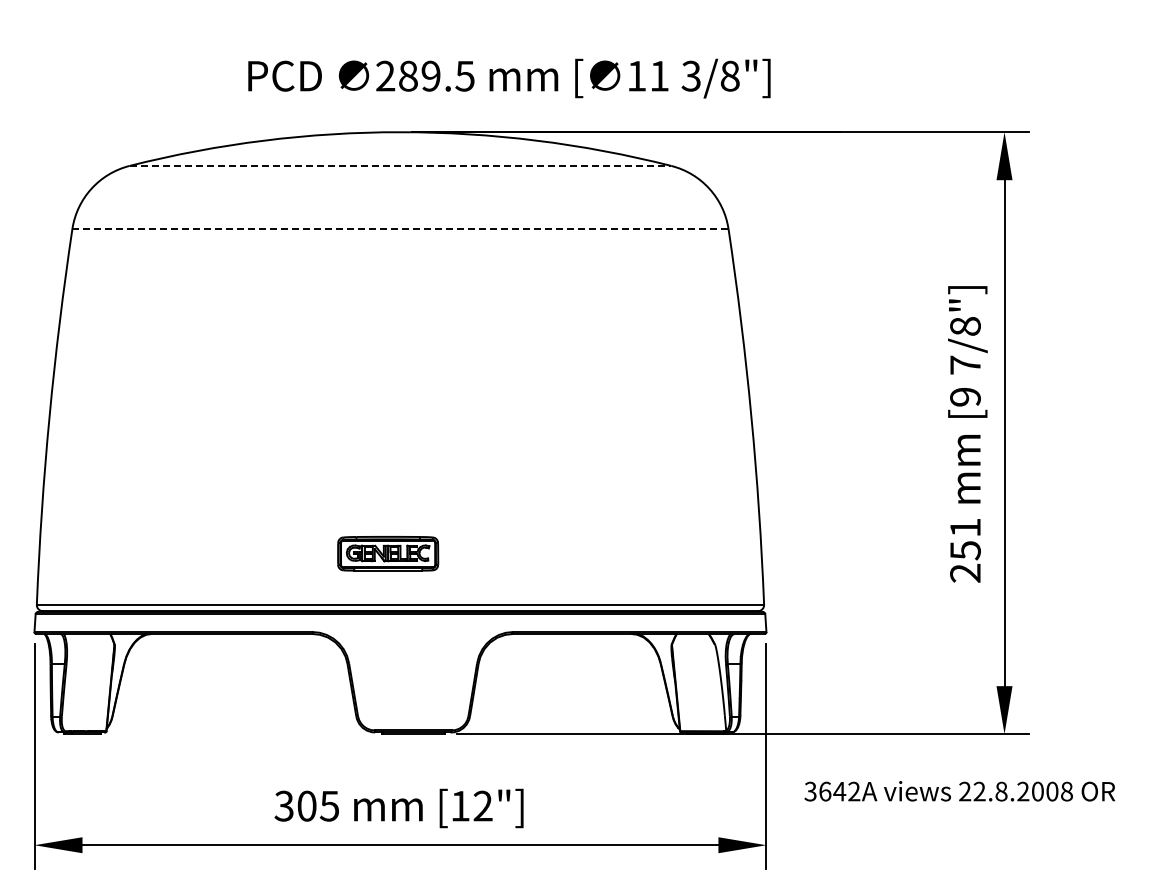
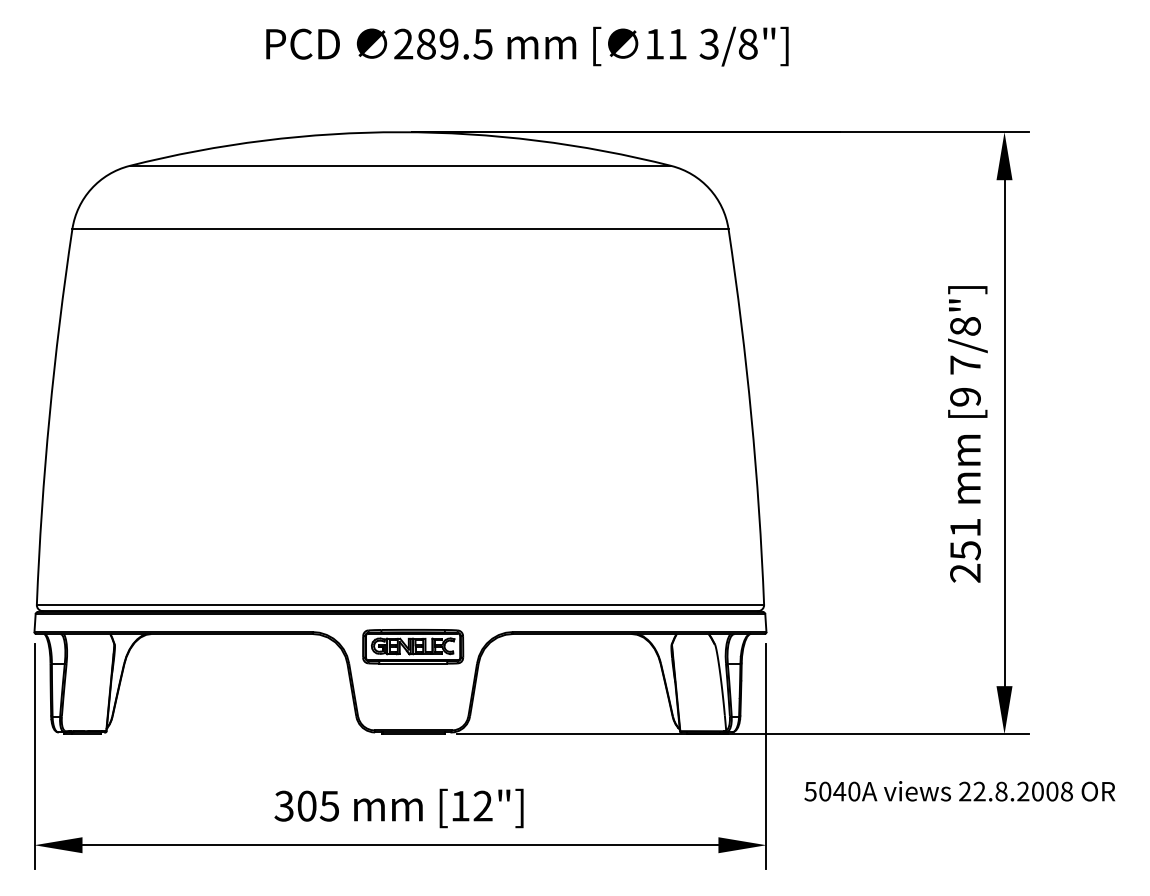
text position: (509, 78) -> (527, 46) (527, 46)
line: dashed -> solid (400, 165)
line: dashed -> solid (400, 229)
part position: (388, 553) -> (413, 646) (413, 646)
text: 3642A -> 5040A (832, 791)
